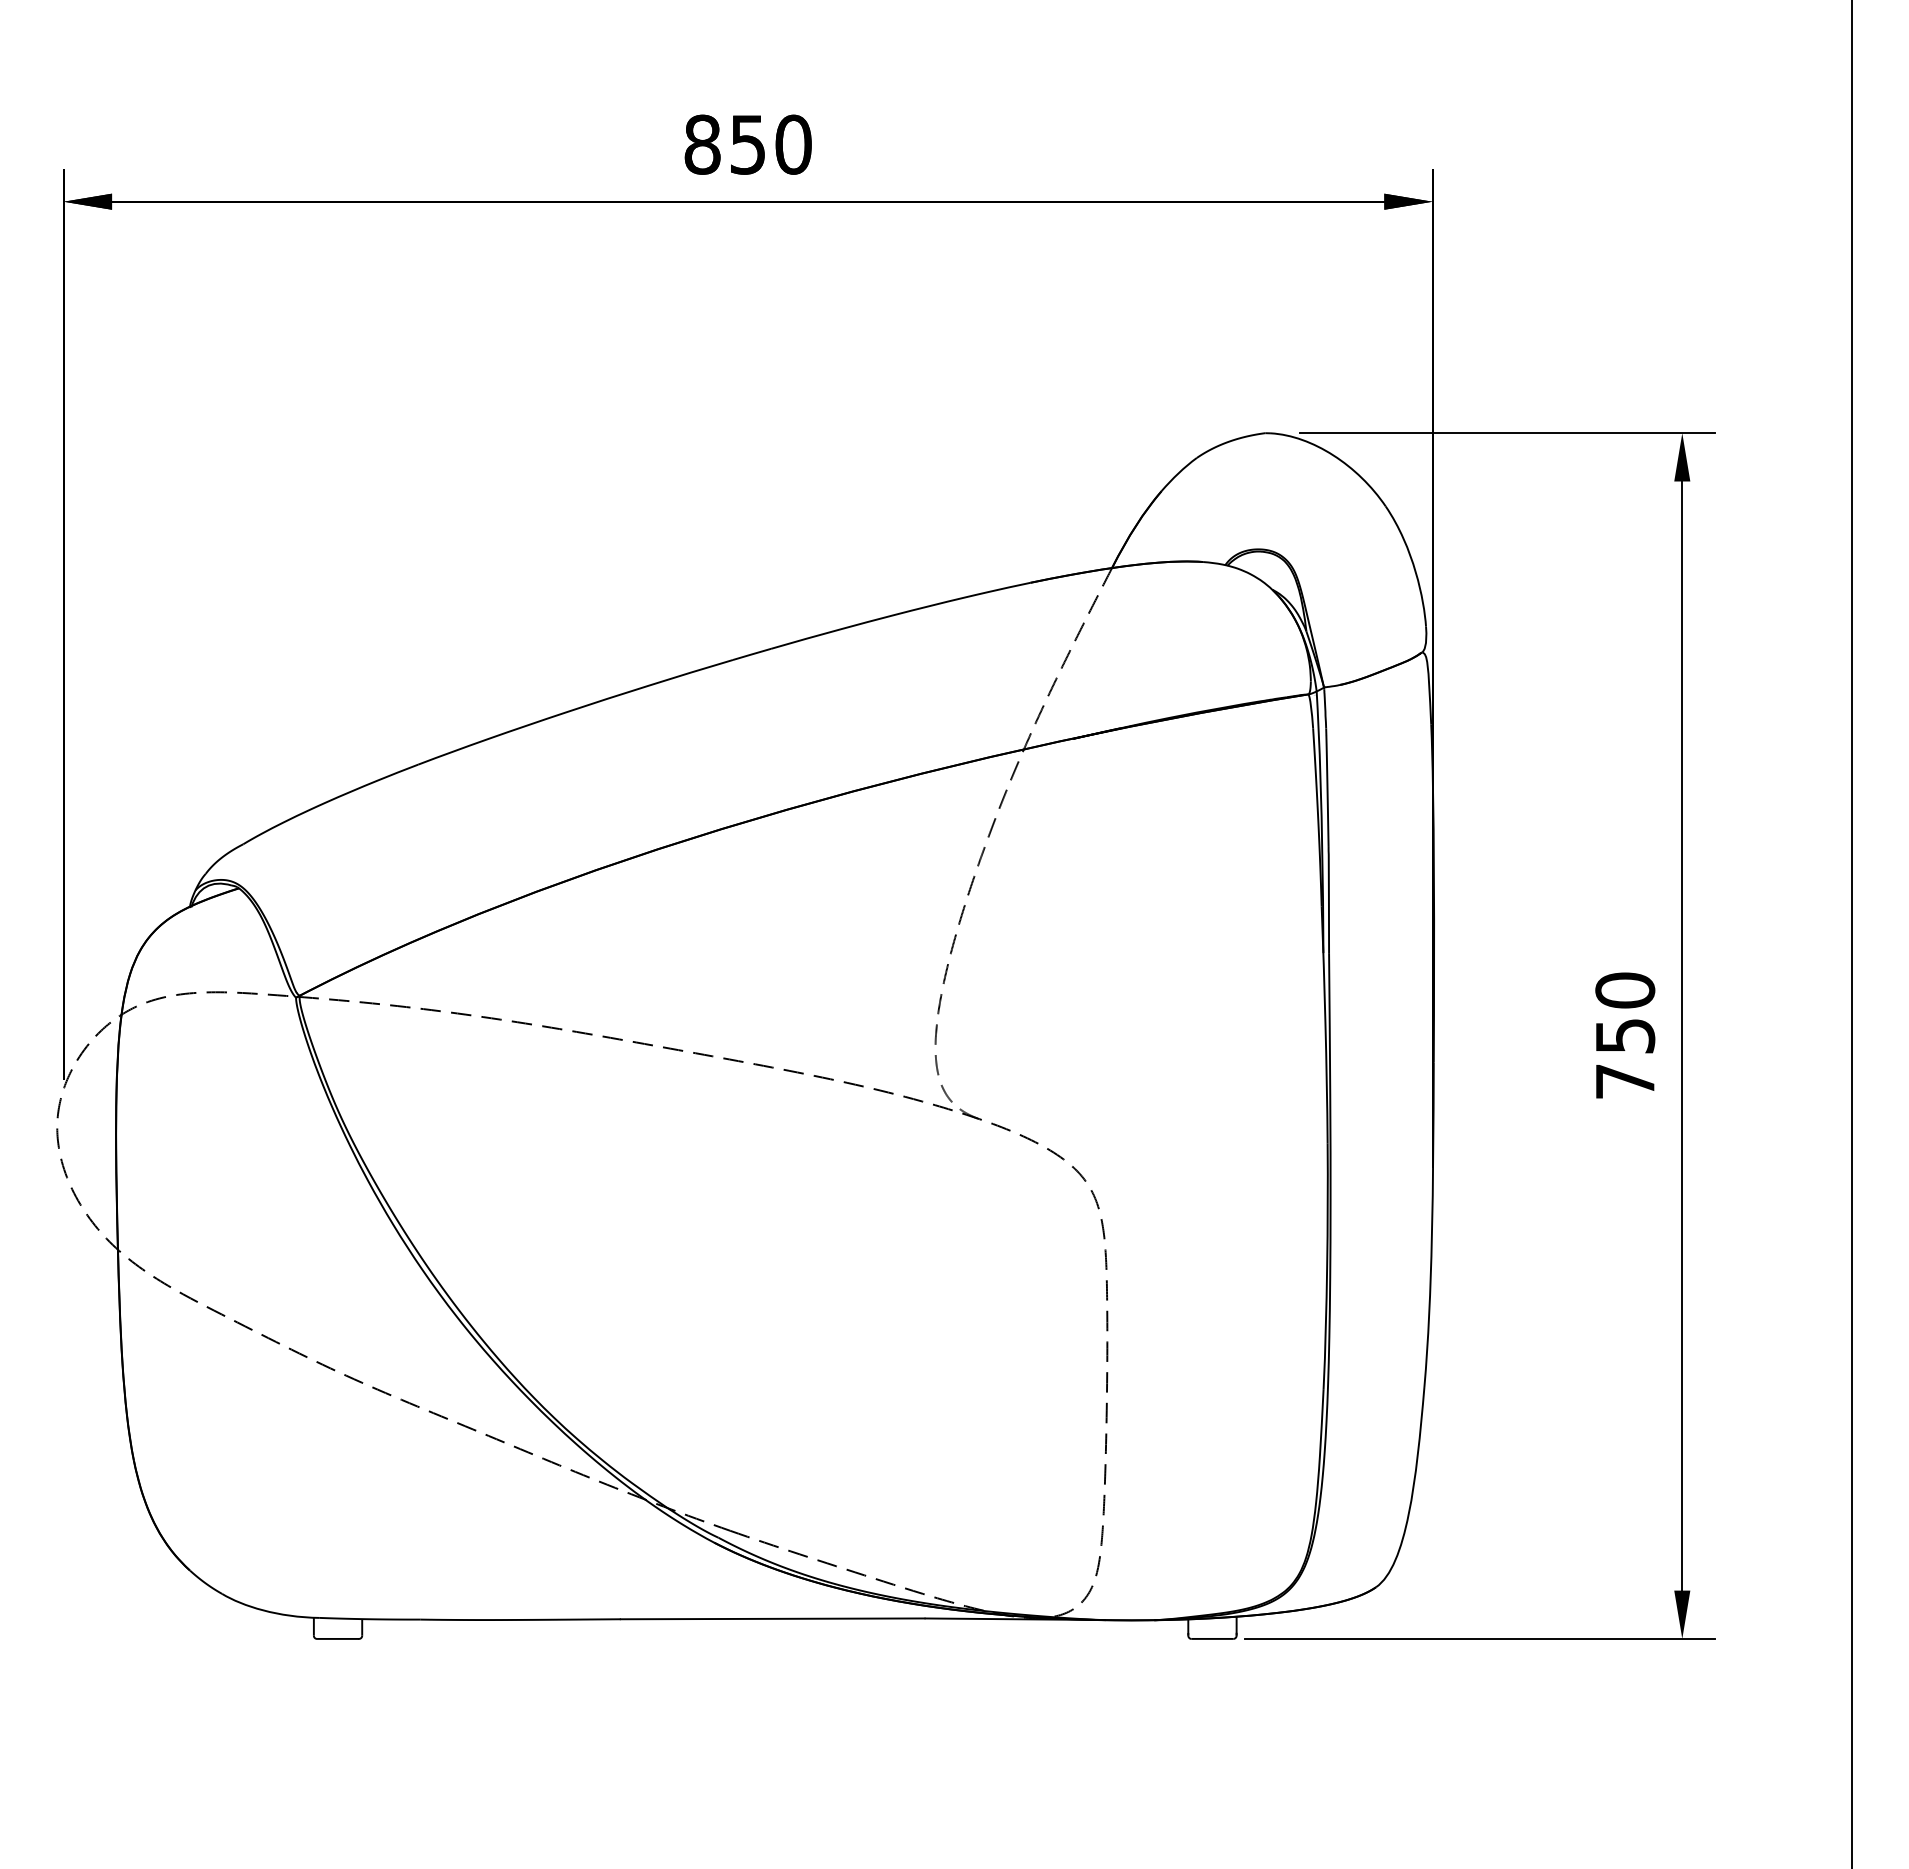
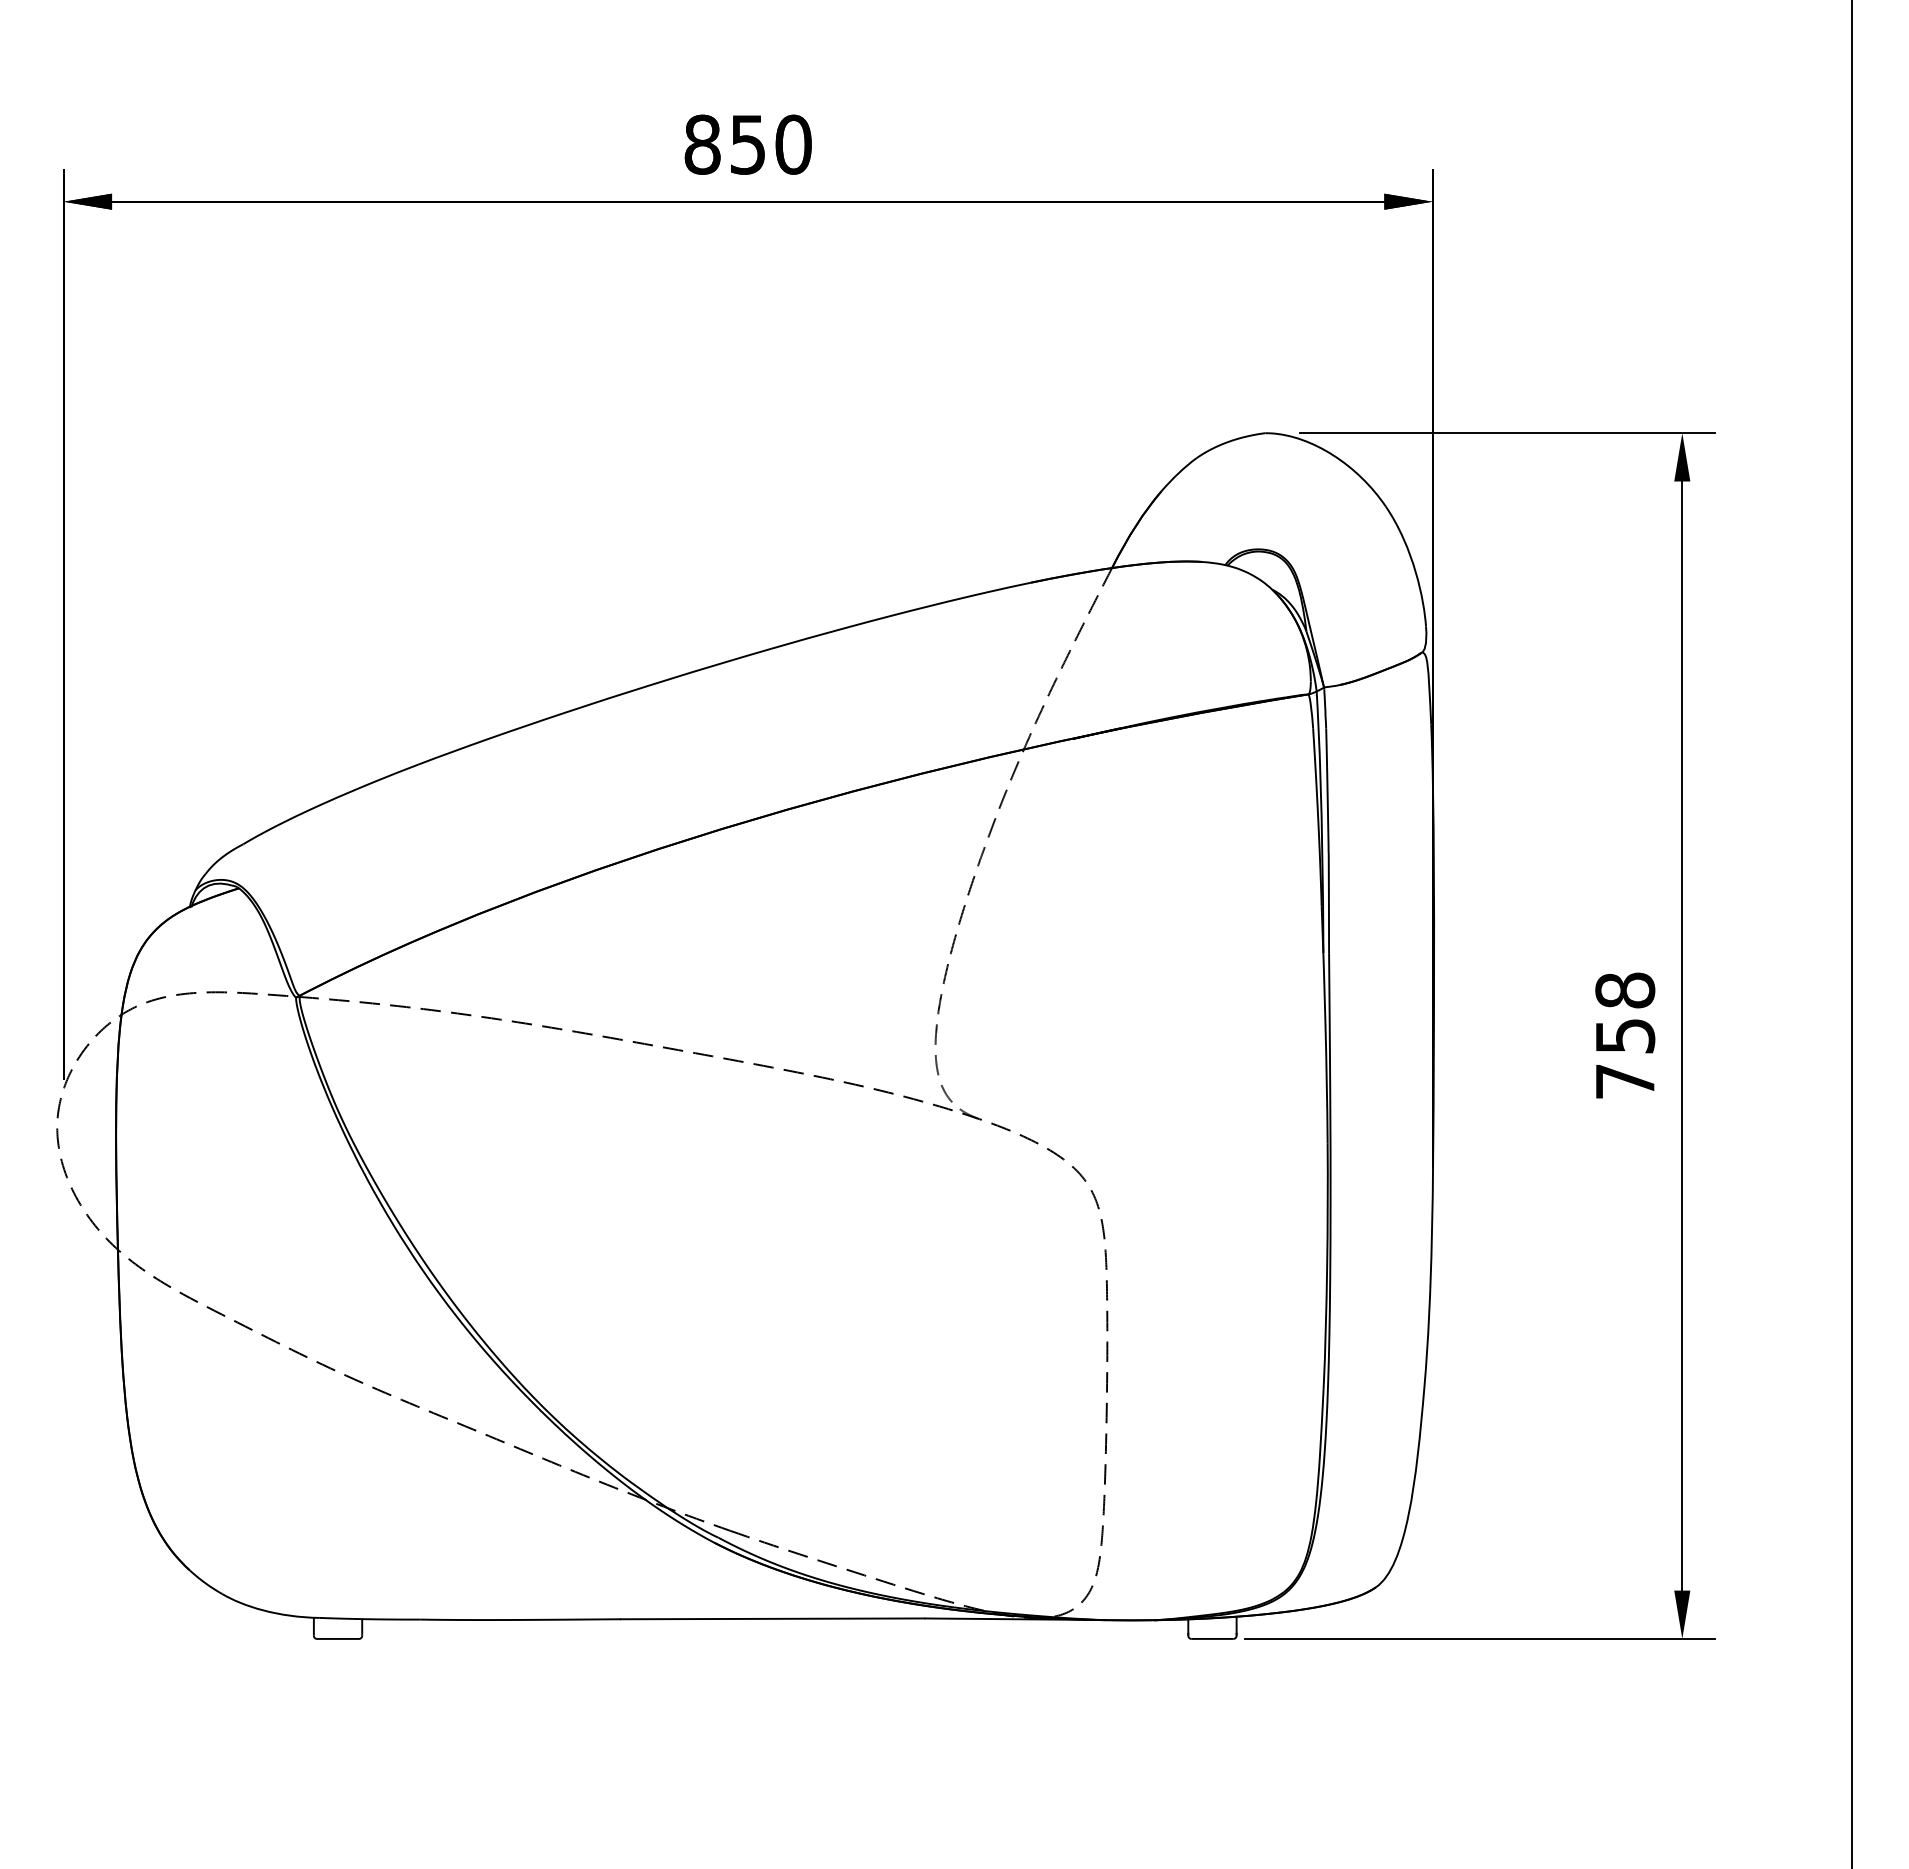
text: 750 -> 758 (1625, 990)
